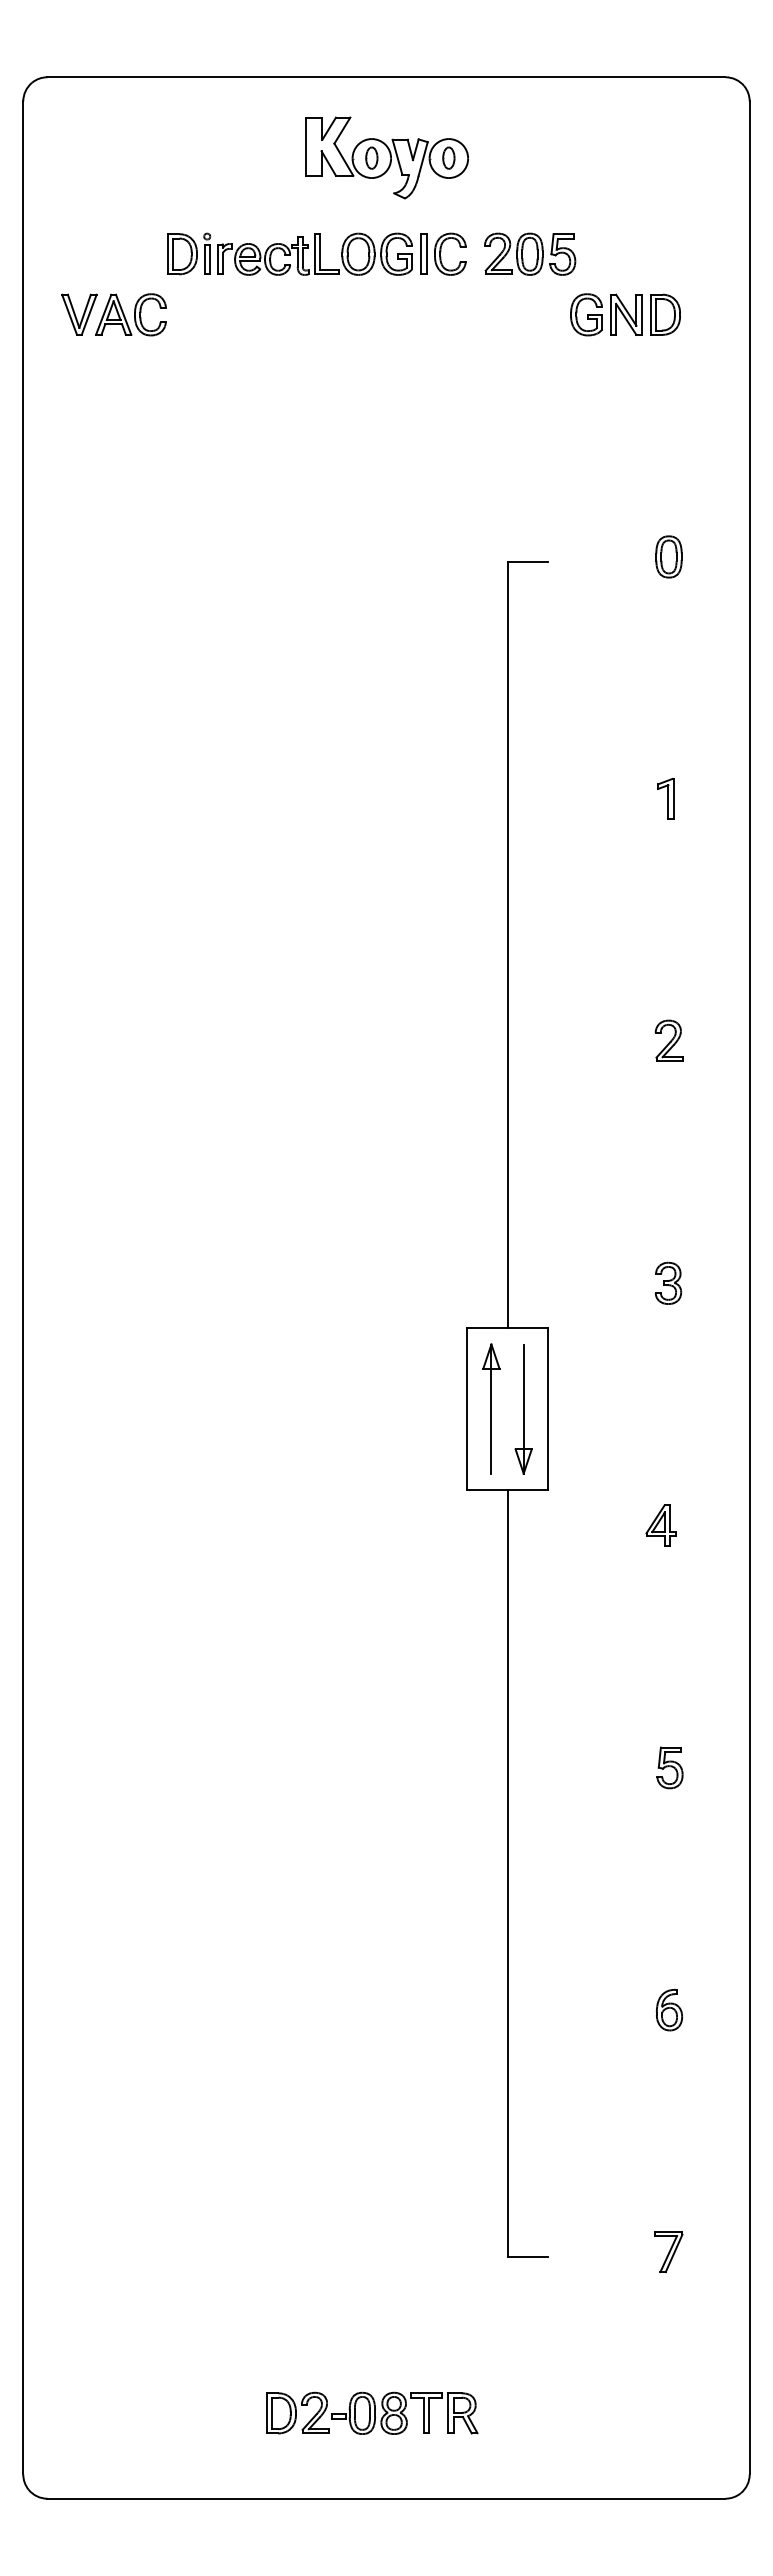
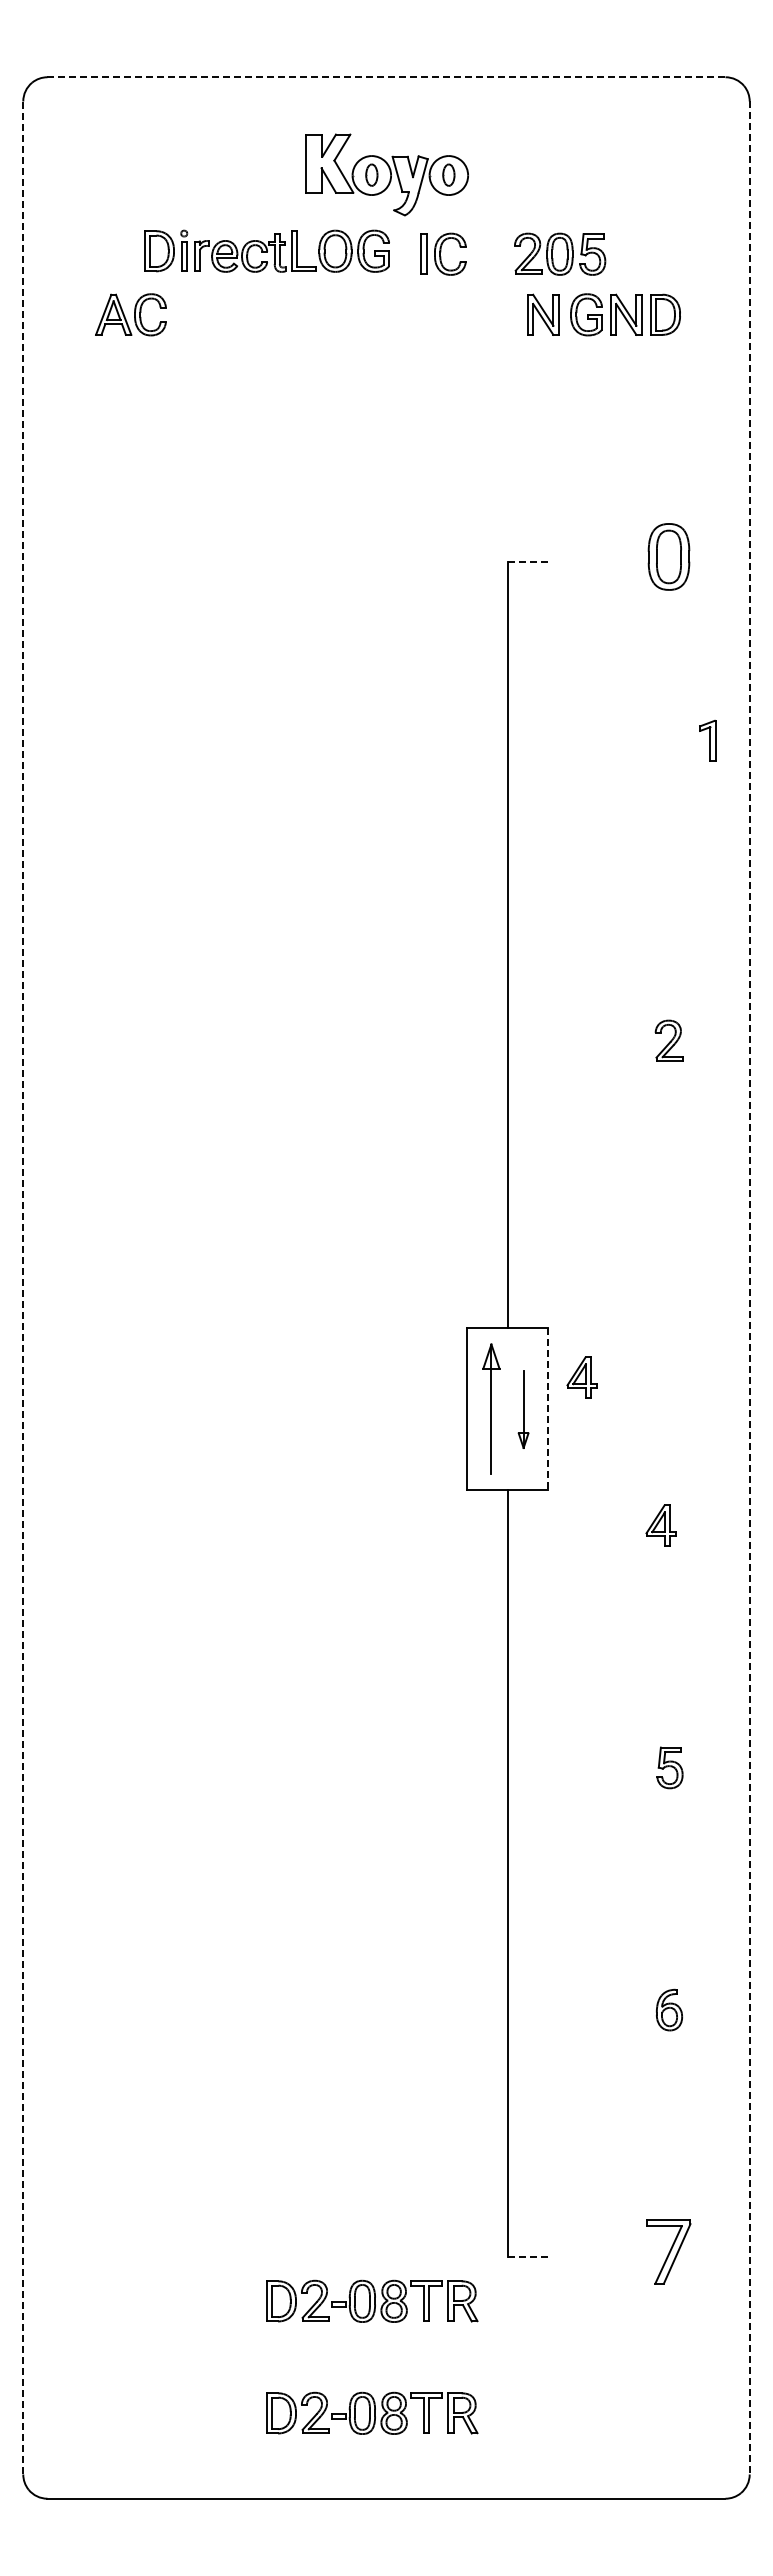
line: solid -> dashed (386, 77)
part position: (386, 157) -> (386, 174) (386, 174)
part position: (289, 253) -> (266, 250) (266, 250)
part position: (530, 253) -> (560, 253) (560, 253)
part: present -> none (79, 314)
part: none -> present (543, 314)
part size: 28x44 px -> 44x68 px (668, 556)
line: solid -> dashed (527, 561)
part position: (665, 798) -> (707, 740) (707, 740)
part: present -> none (668, 1282)
line: solid -> dashed (23, 1287)
line: solid -> dashed (749, 1288)
part: none -> present (581, 1377)
part size: 19x131 px -> 13x79 px (523, 1409)
line: solid -> dashed (547, 1409)
part size: 30x43 px -> 46x66 px (668, 2251)
line: solid -> dashed (528, 2256)
part: none -> present (372, 2300)
